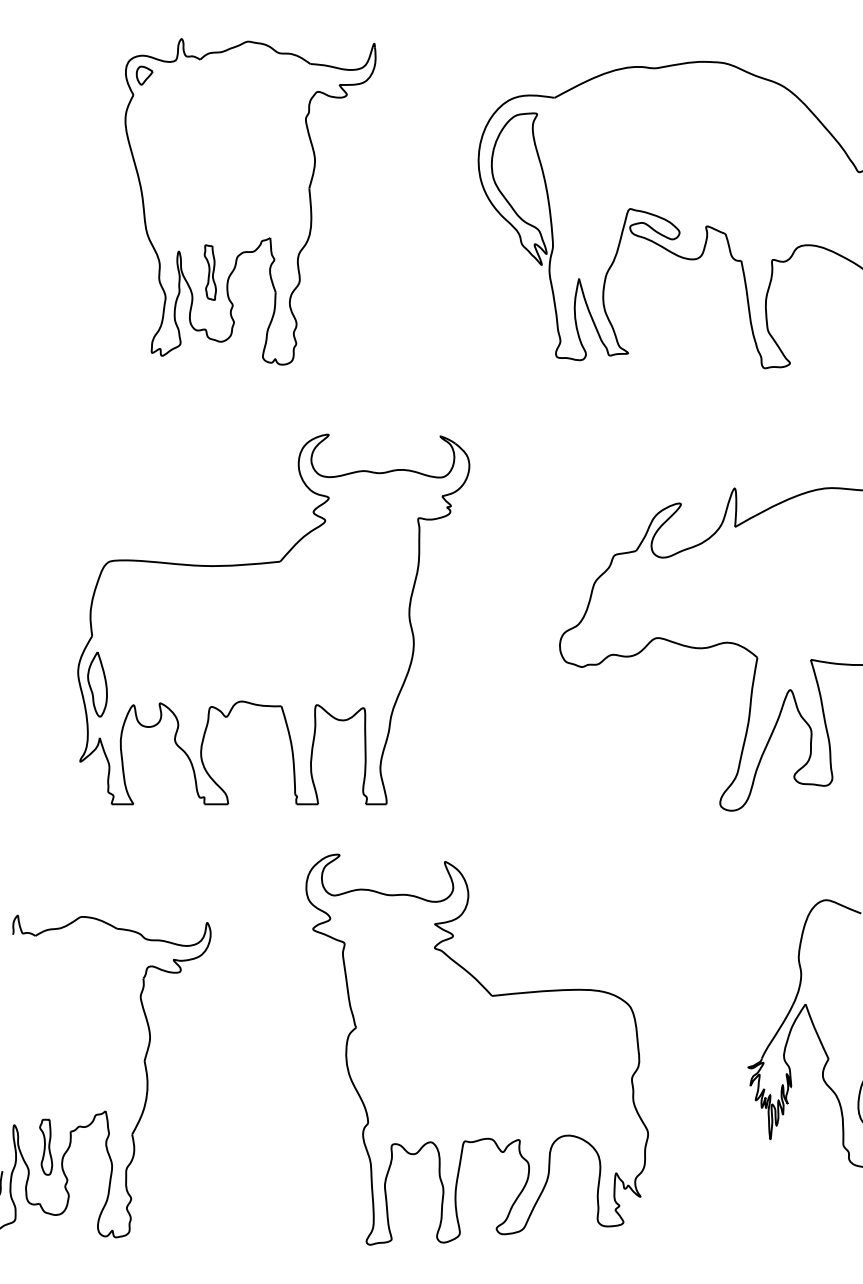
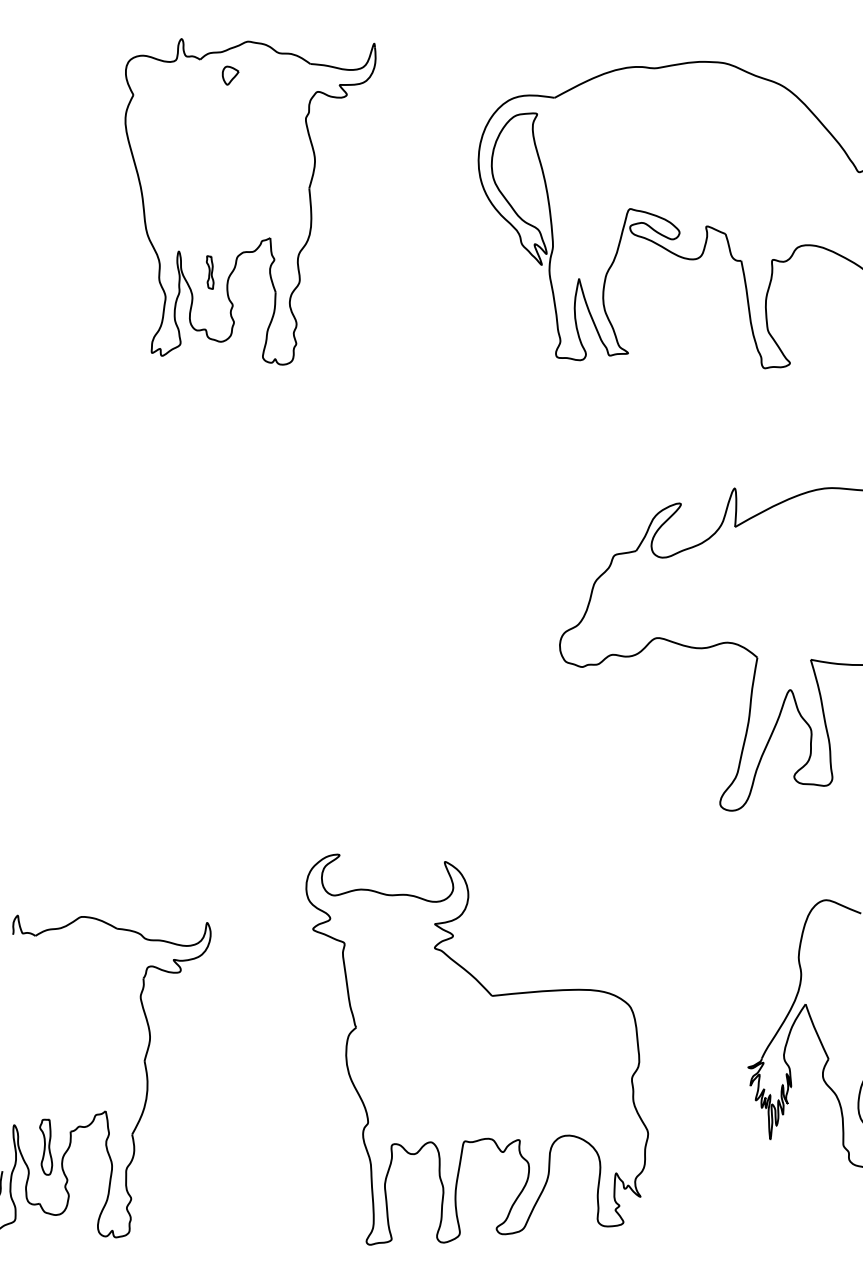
part position: (144, 75) -> (230, 75) (230, 75)
part size: 14x57 px -> 9x35 px (210, 272)
part: present -> none (273, 619)
